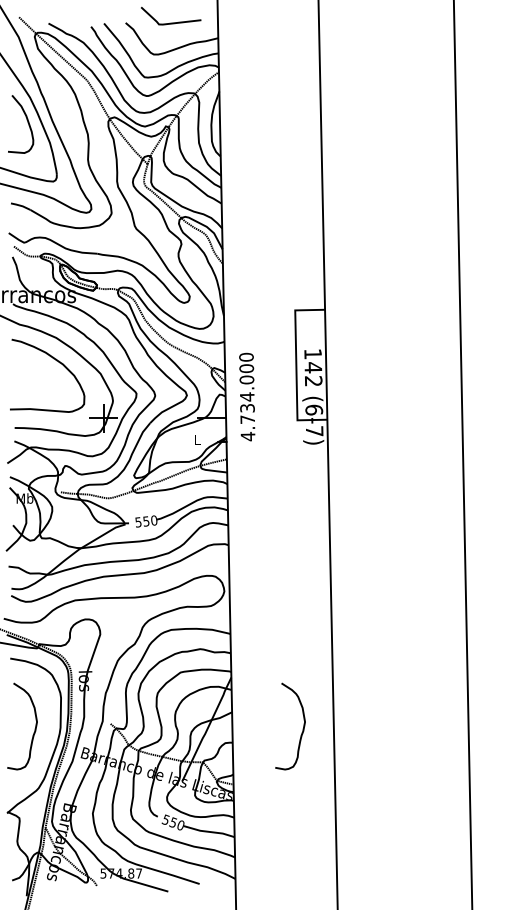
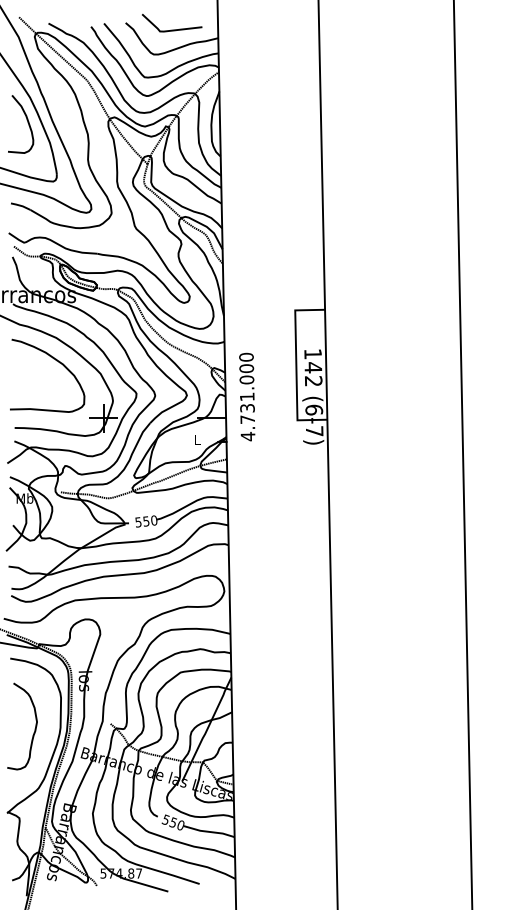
line position: (171, 22) -> (172, 29) (172, 29)
text: 4.734.000 -> 4.731.000 (247, 396)
curve: present -> none (302, 728)
